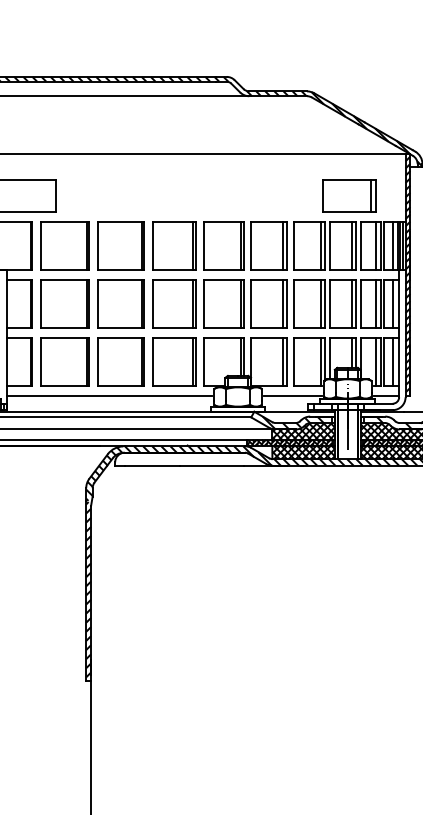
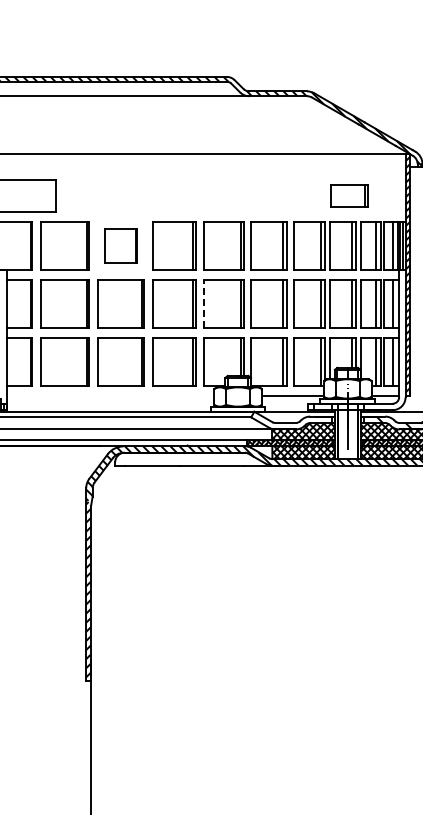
part size: 55x34 px -> 39x24 px (349, 195)
part size: 48x50 px -> 34x36 px (120, 245)
line: solid -> dashed (203, 303)
line: present -> none (109, 395)
hatch: present -> none (296, 422)
